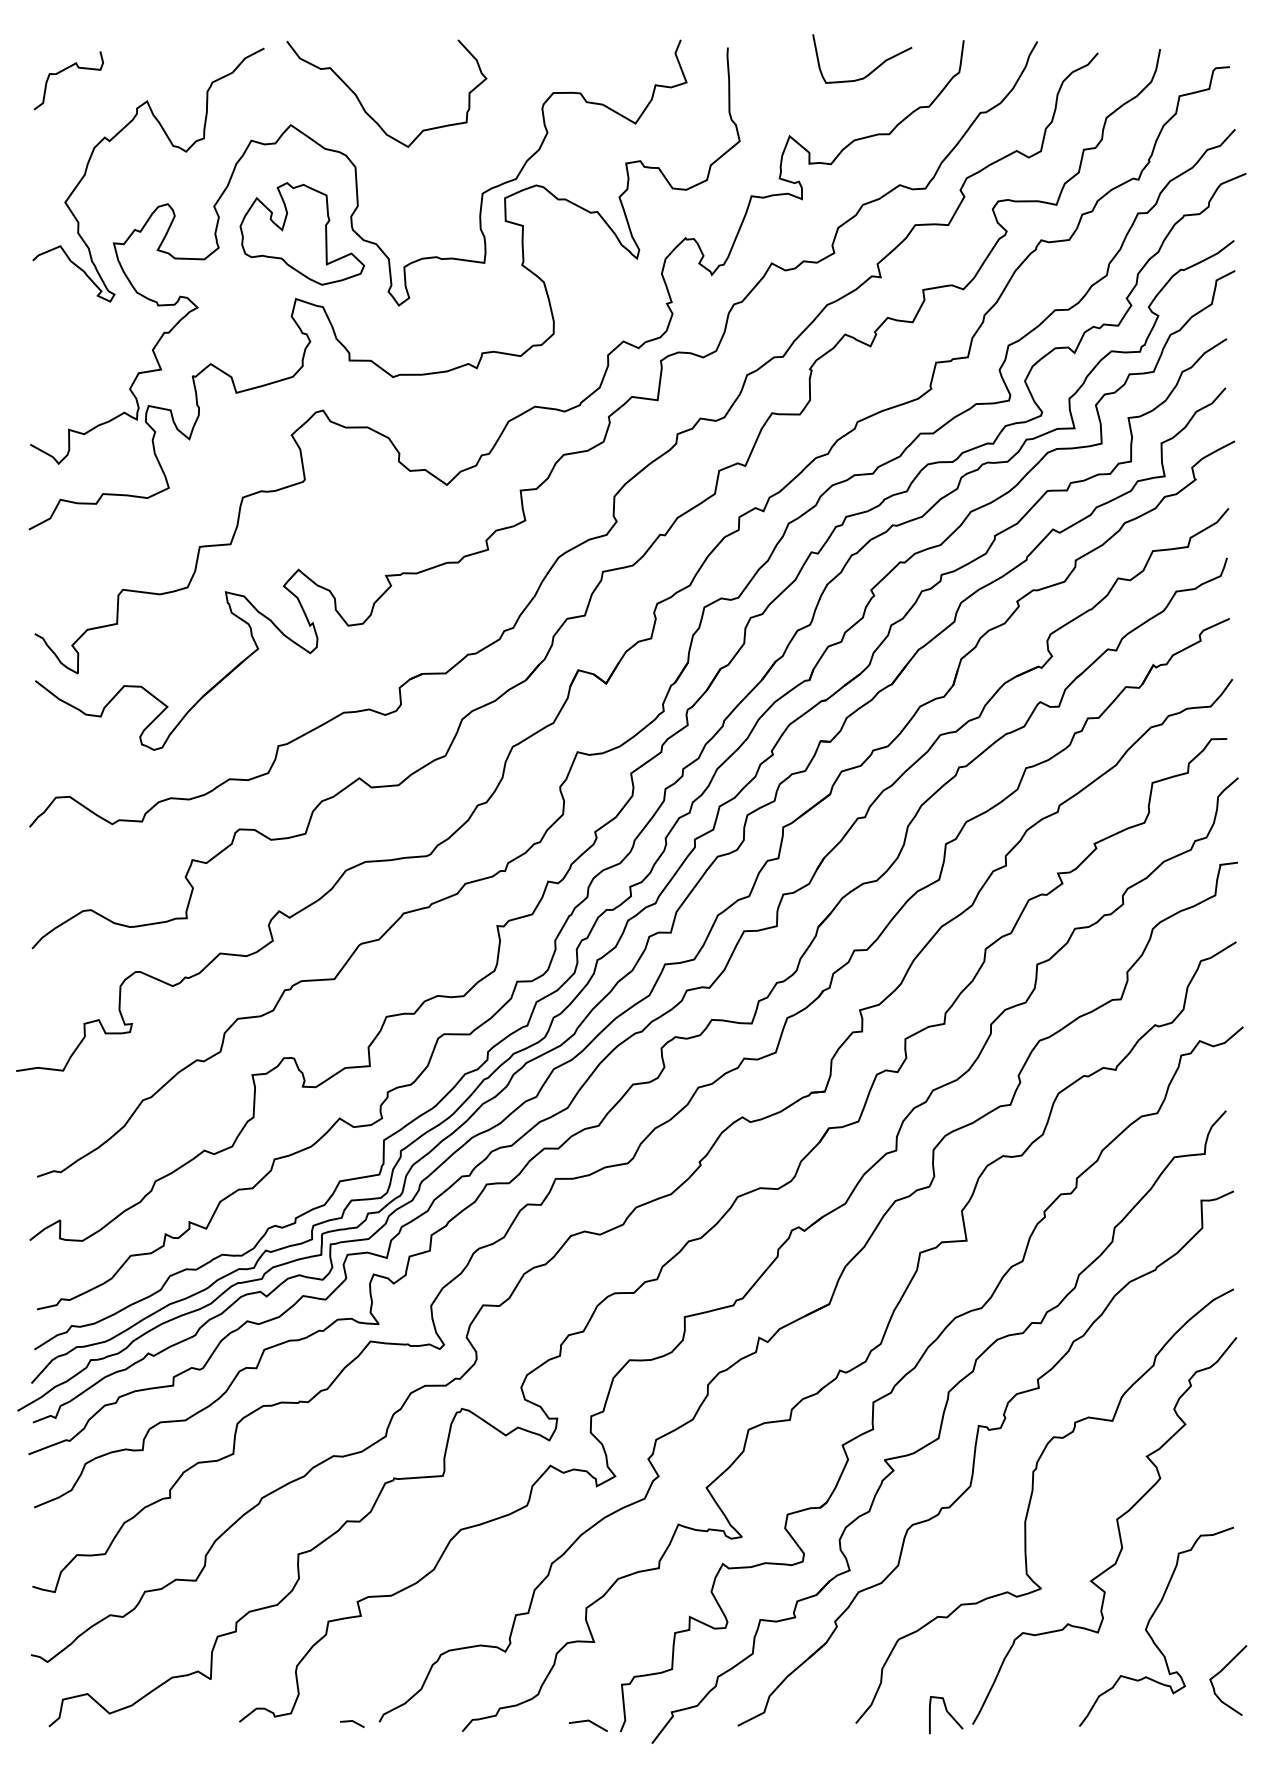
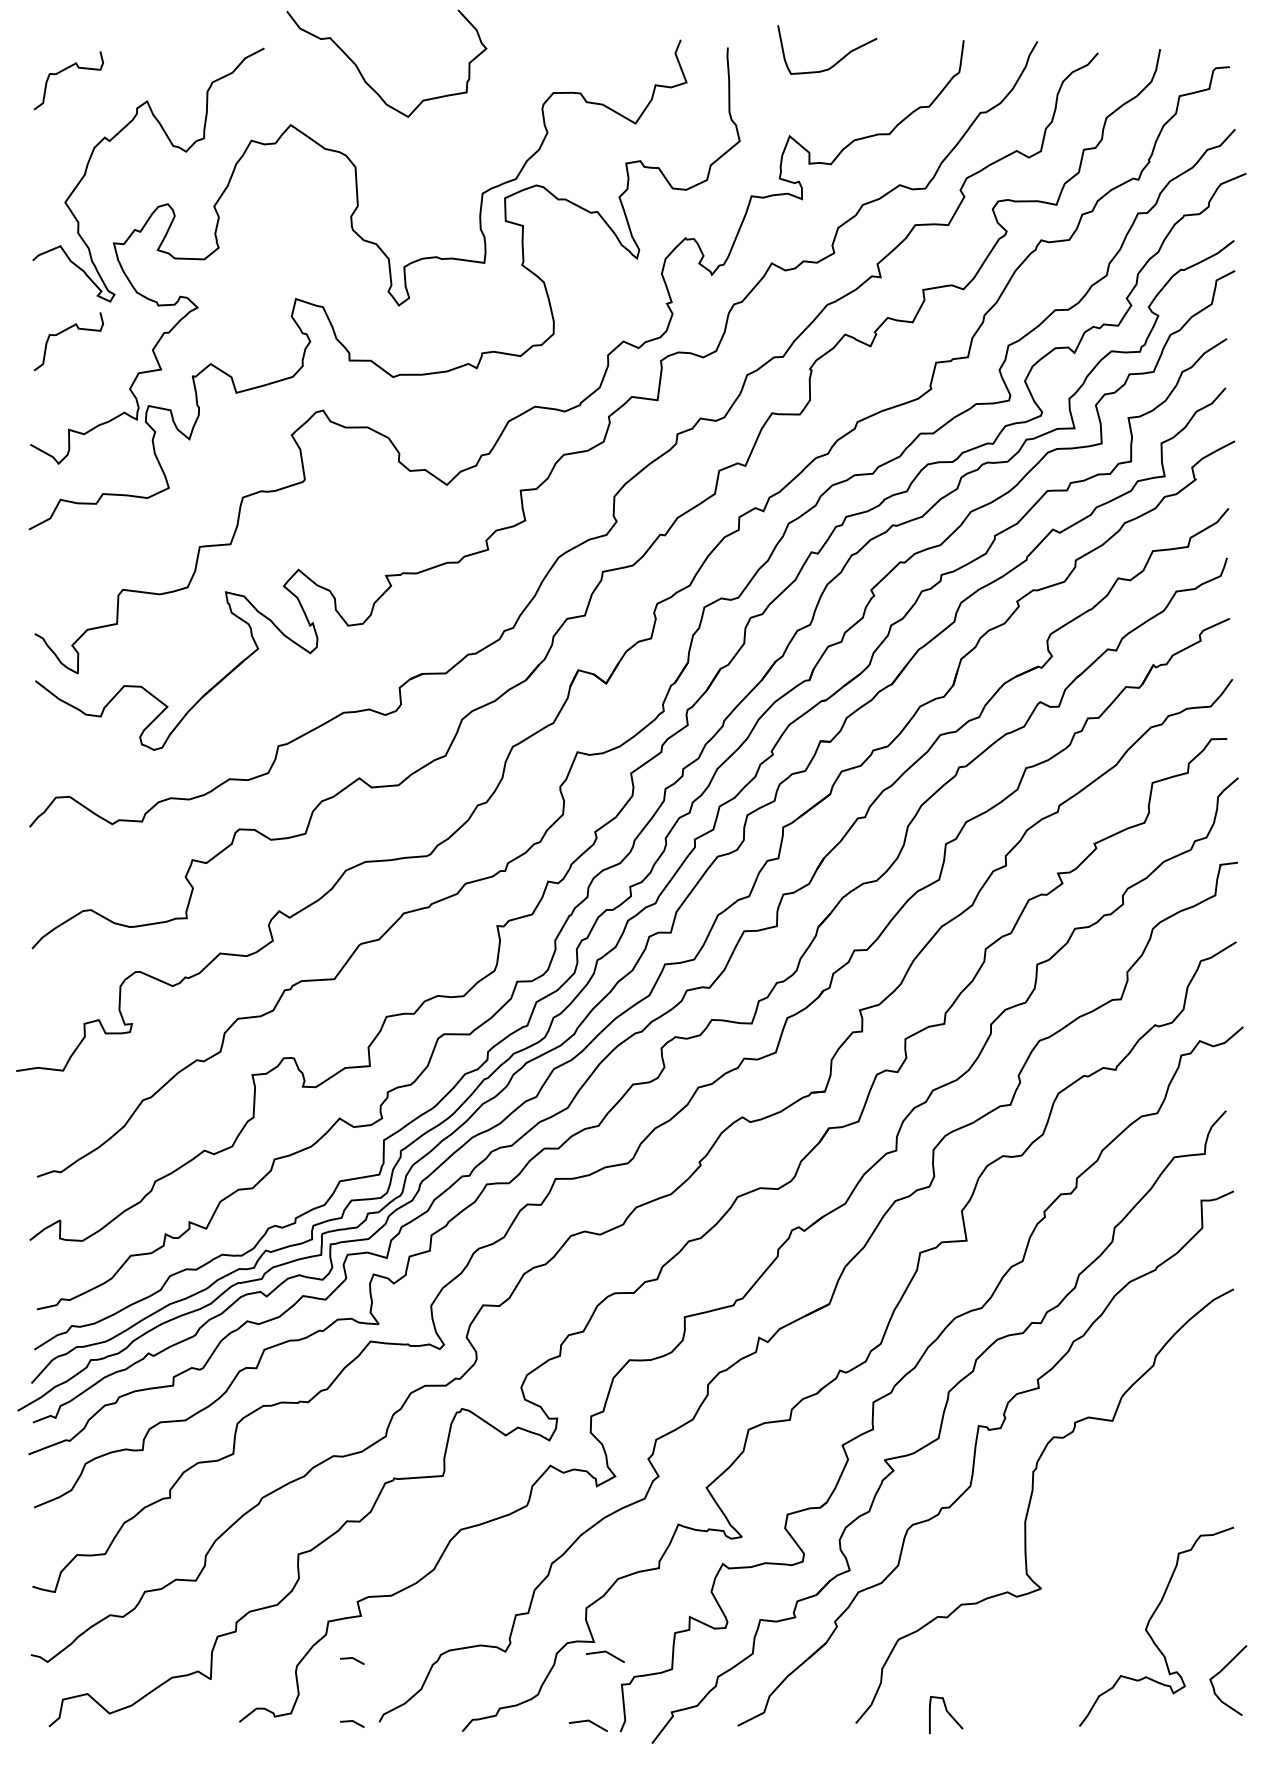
curve position: (873, 69) -> (838, 60) (838, 60)
curve position: (362, 104) -> (362, 74) (362, 74)
part: present -> none (302, 233)
curve: none -> present (63, 332)
curve: present -> none (1117, 1528)
line: none -> present (606, 1653)
line: none -> present (353, 1659)
